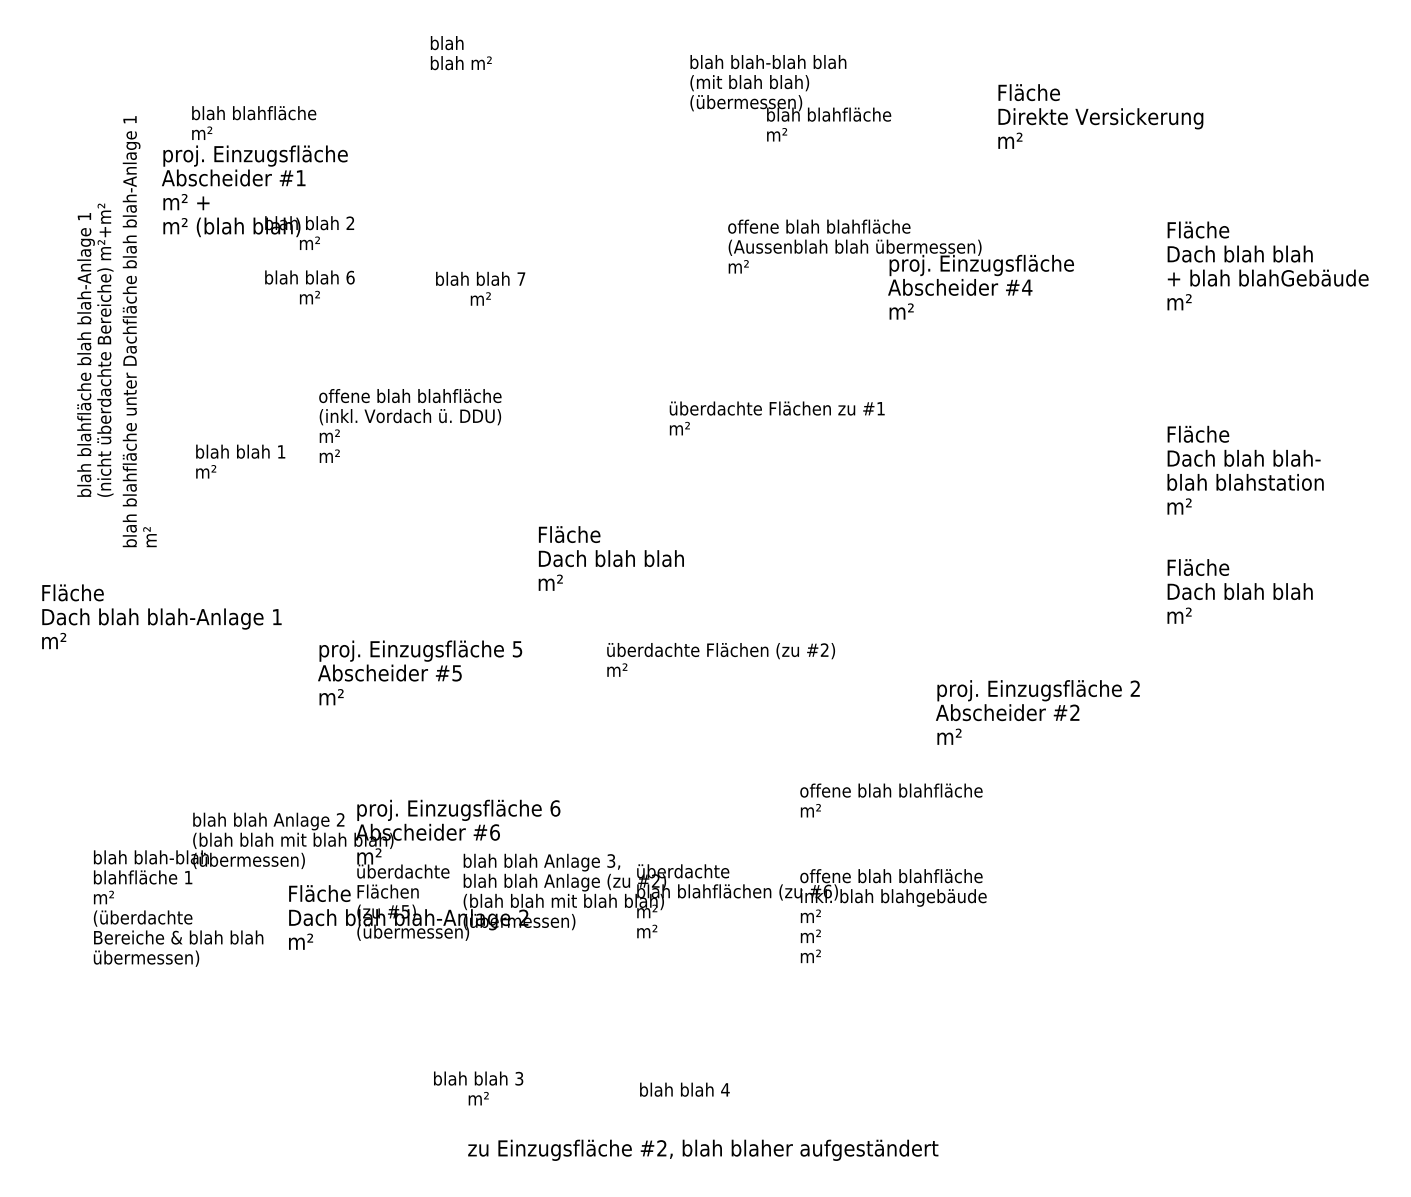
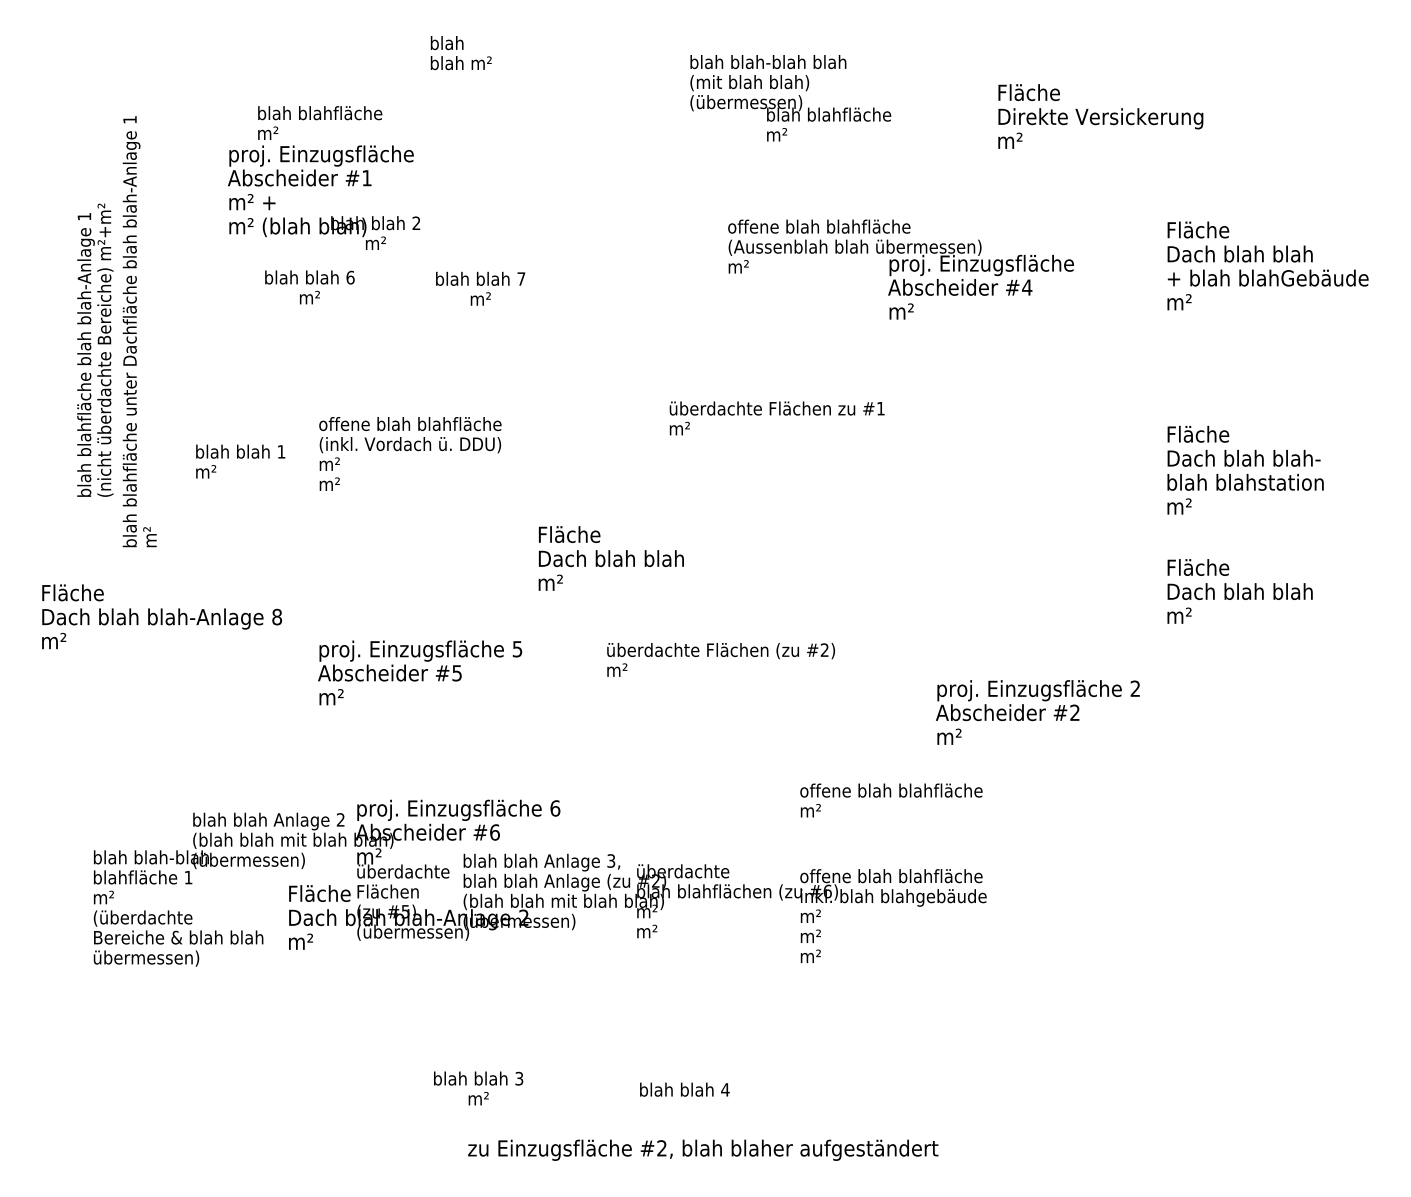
text position: (258, 177) -> (324, 177) (324, 177)
text position: (410, 425) -> (410, 453) (410, 453)
text: 1 -> 8 (277, 616)
